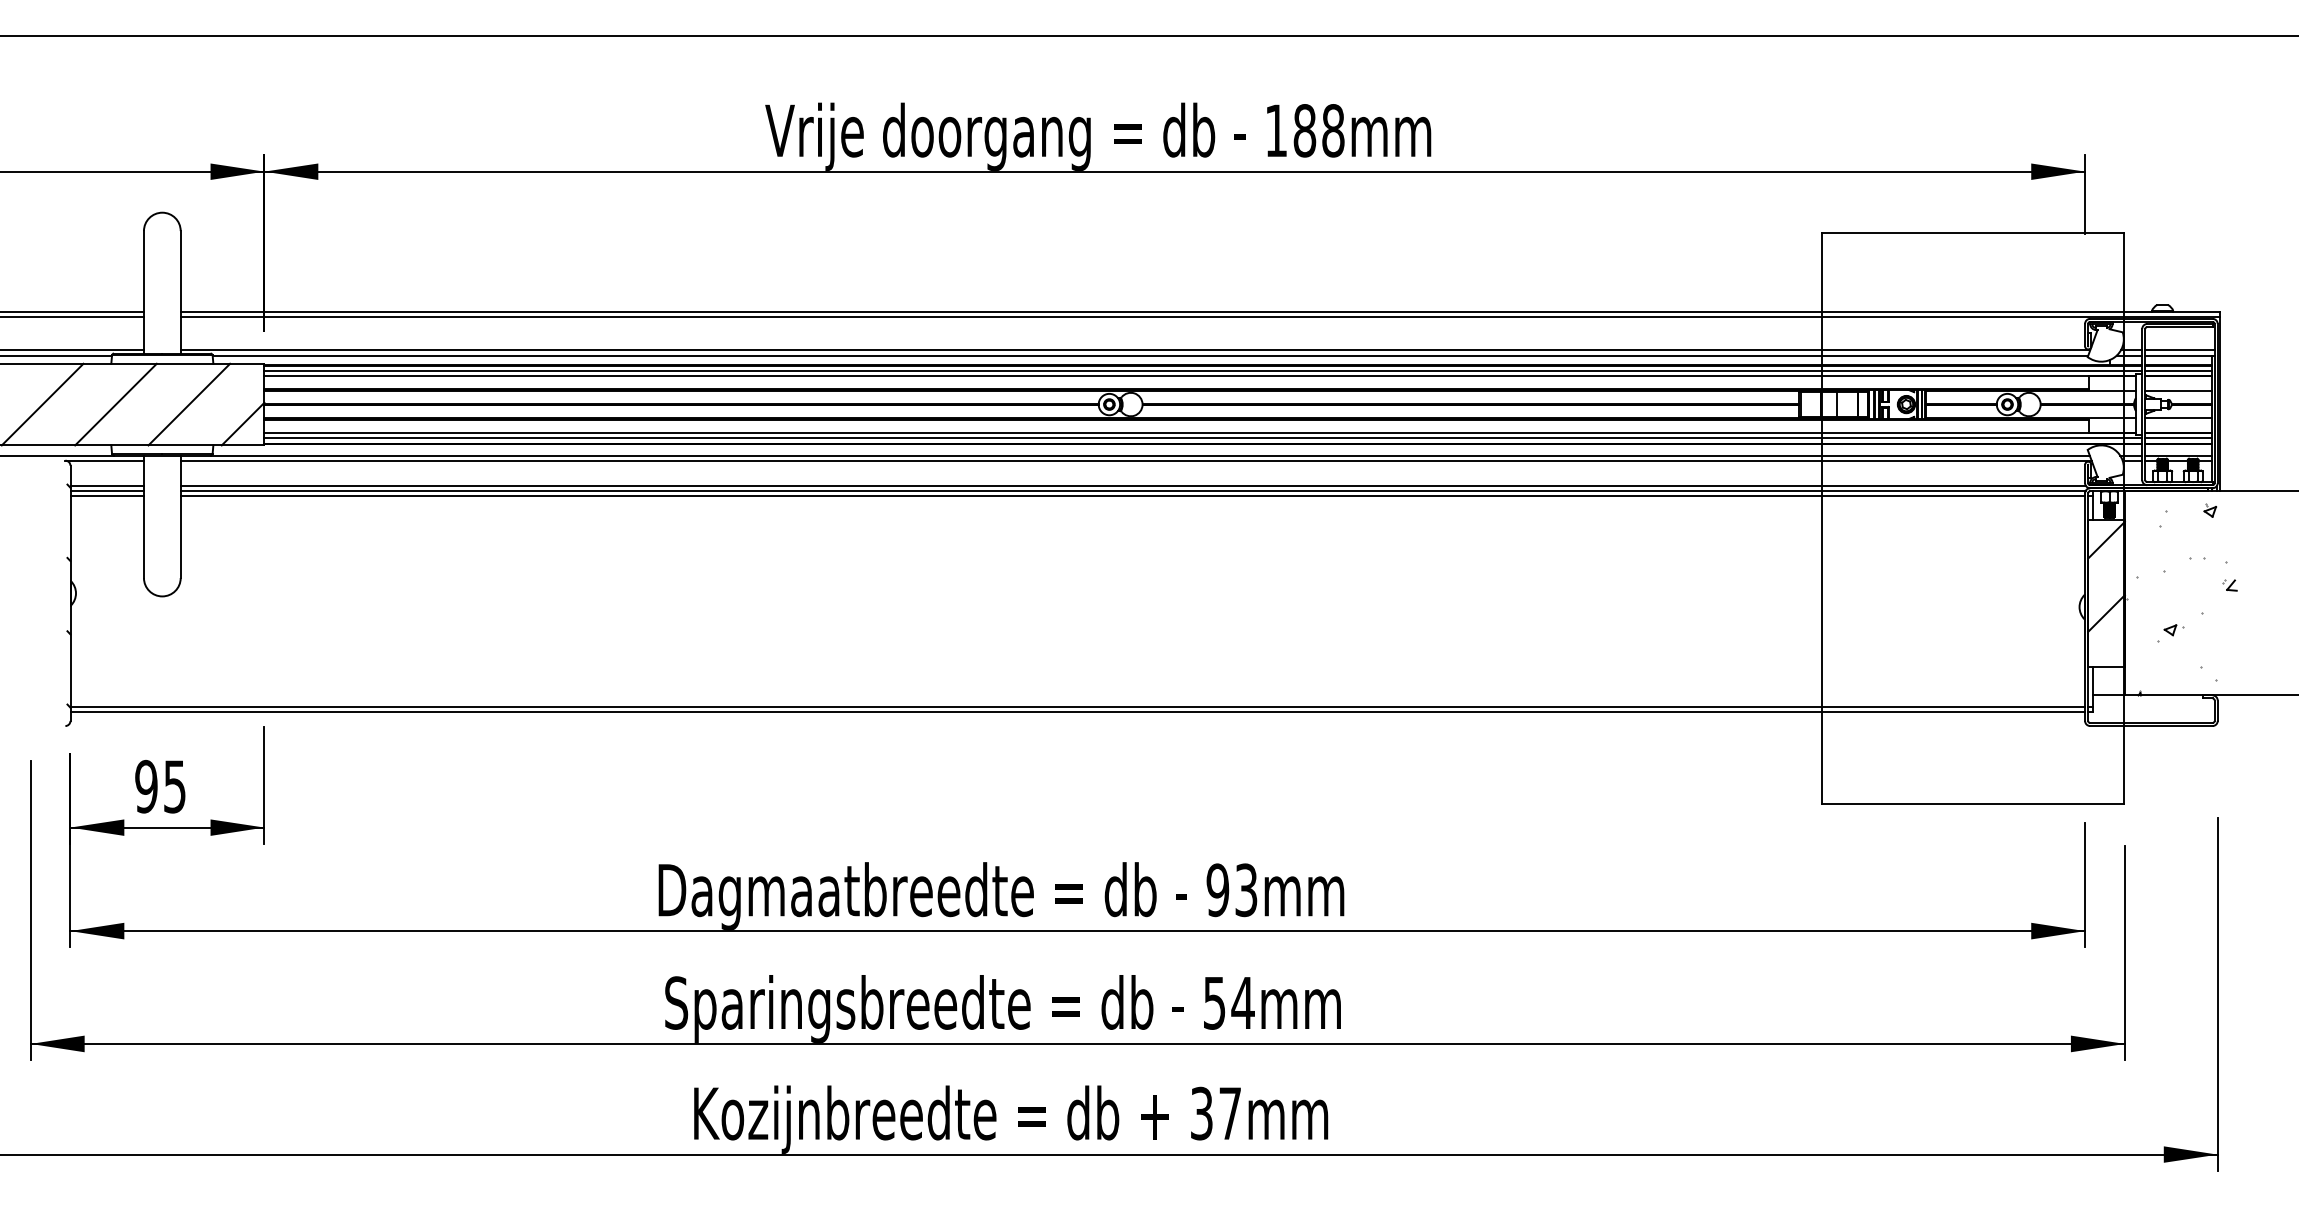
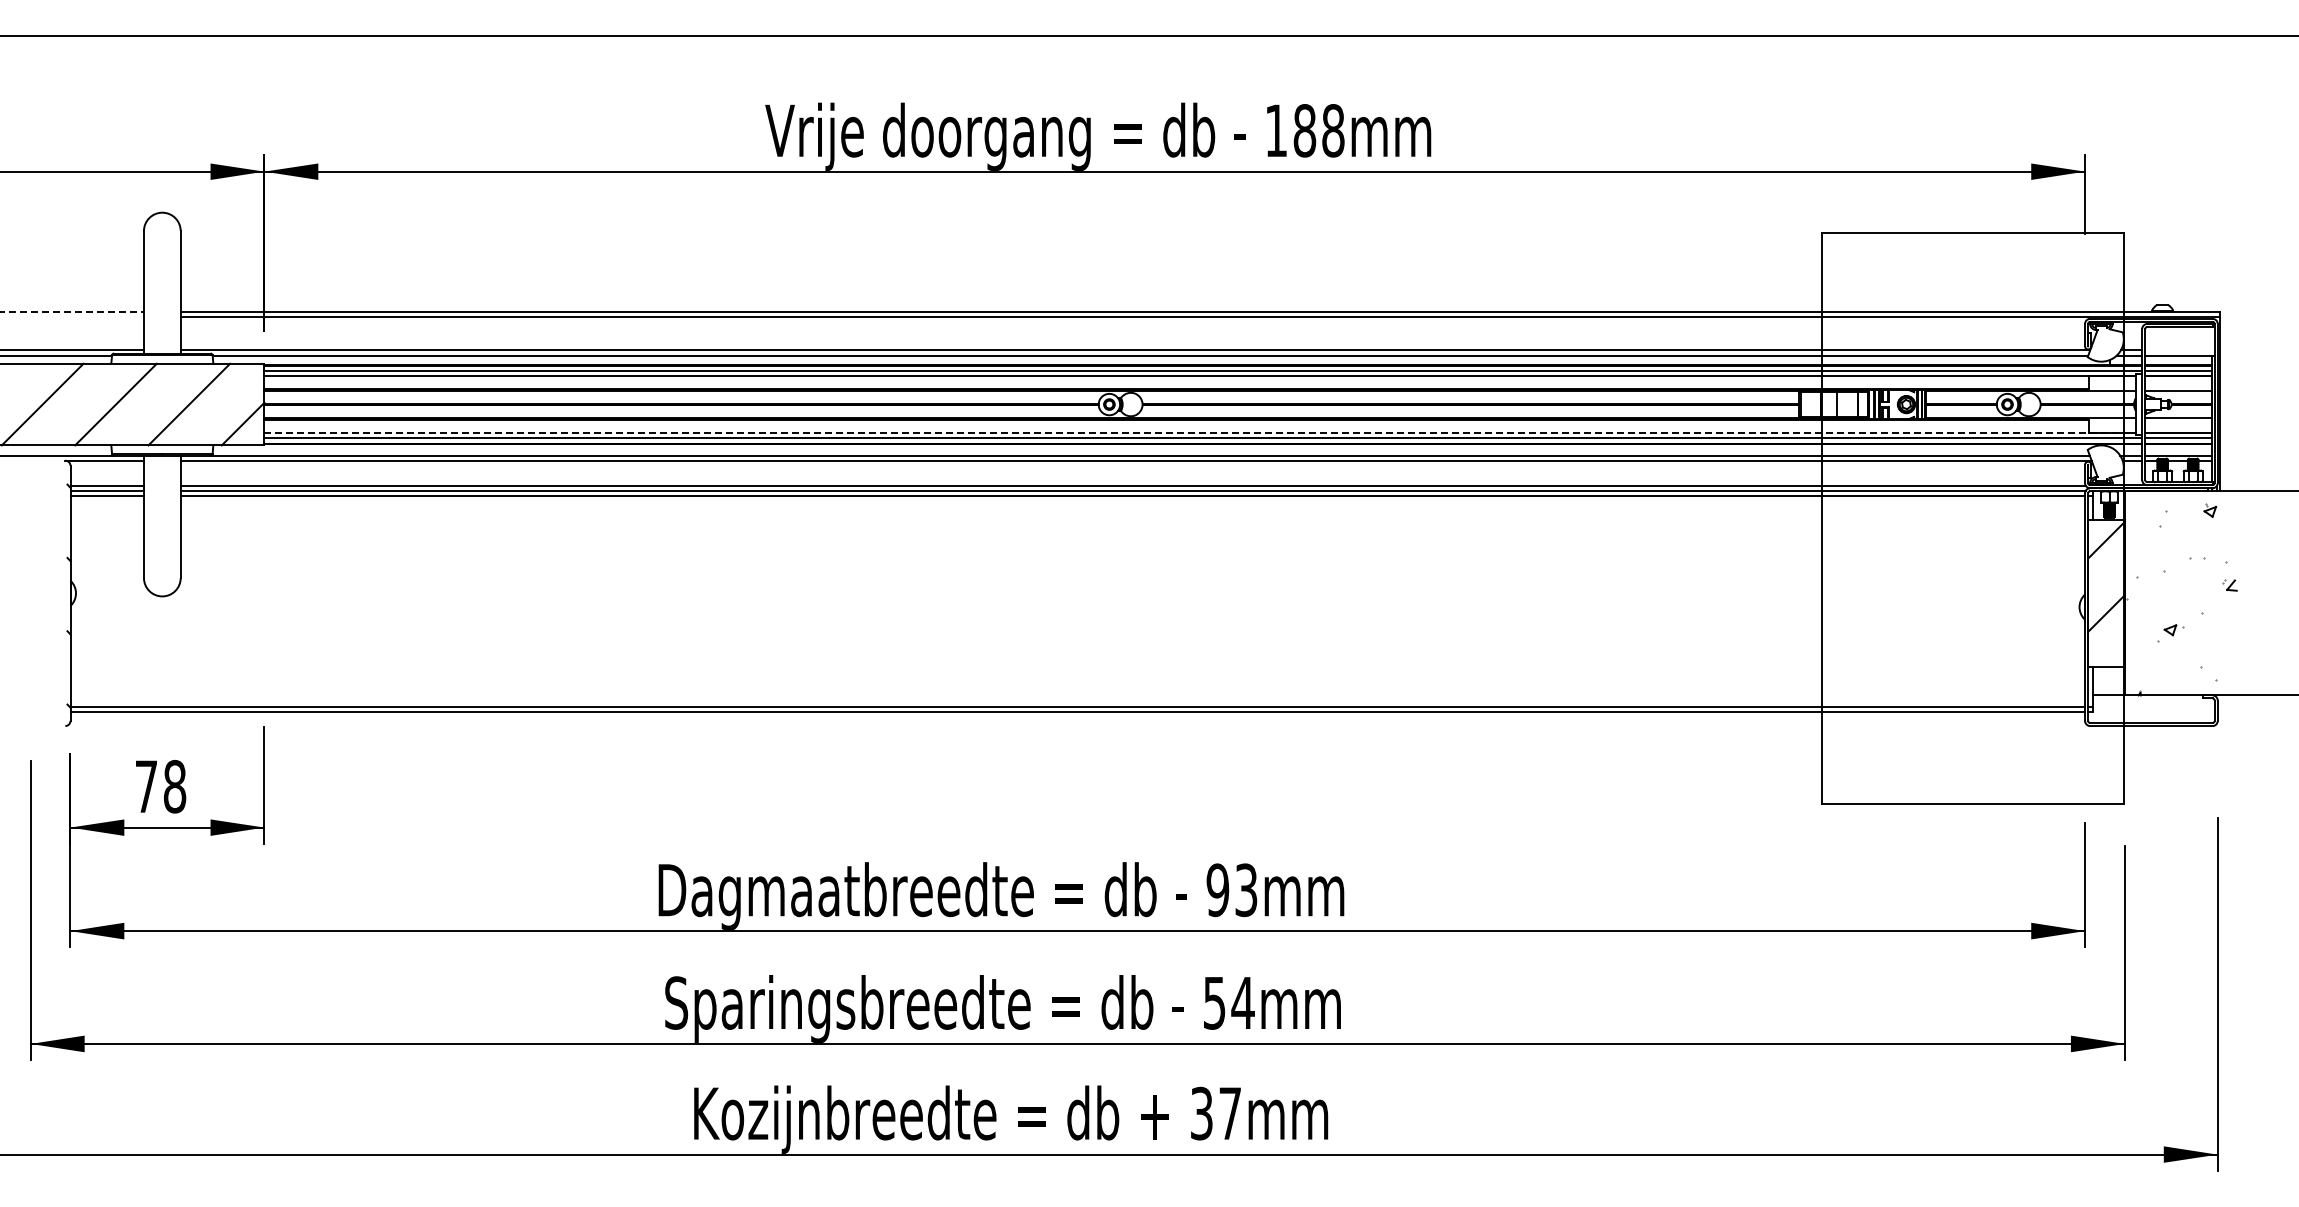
line: solid -> dashed (72, 311)
line: present -> none (72, 316)
line: present -> none (2179, 350)
line: solid -> dashed (1200, 433)
text: 95 -> 78 (160, 786)
